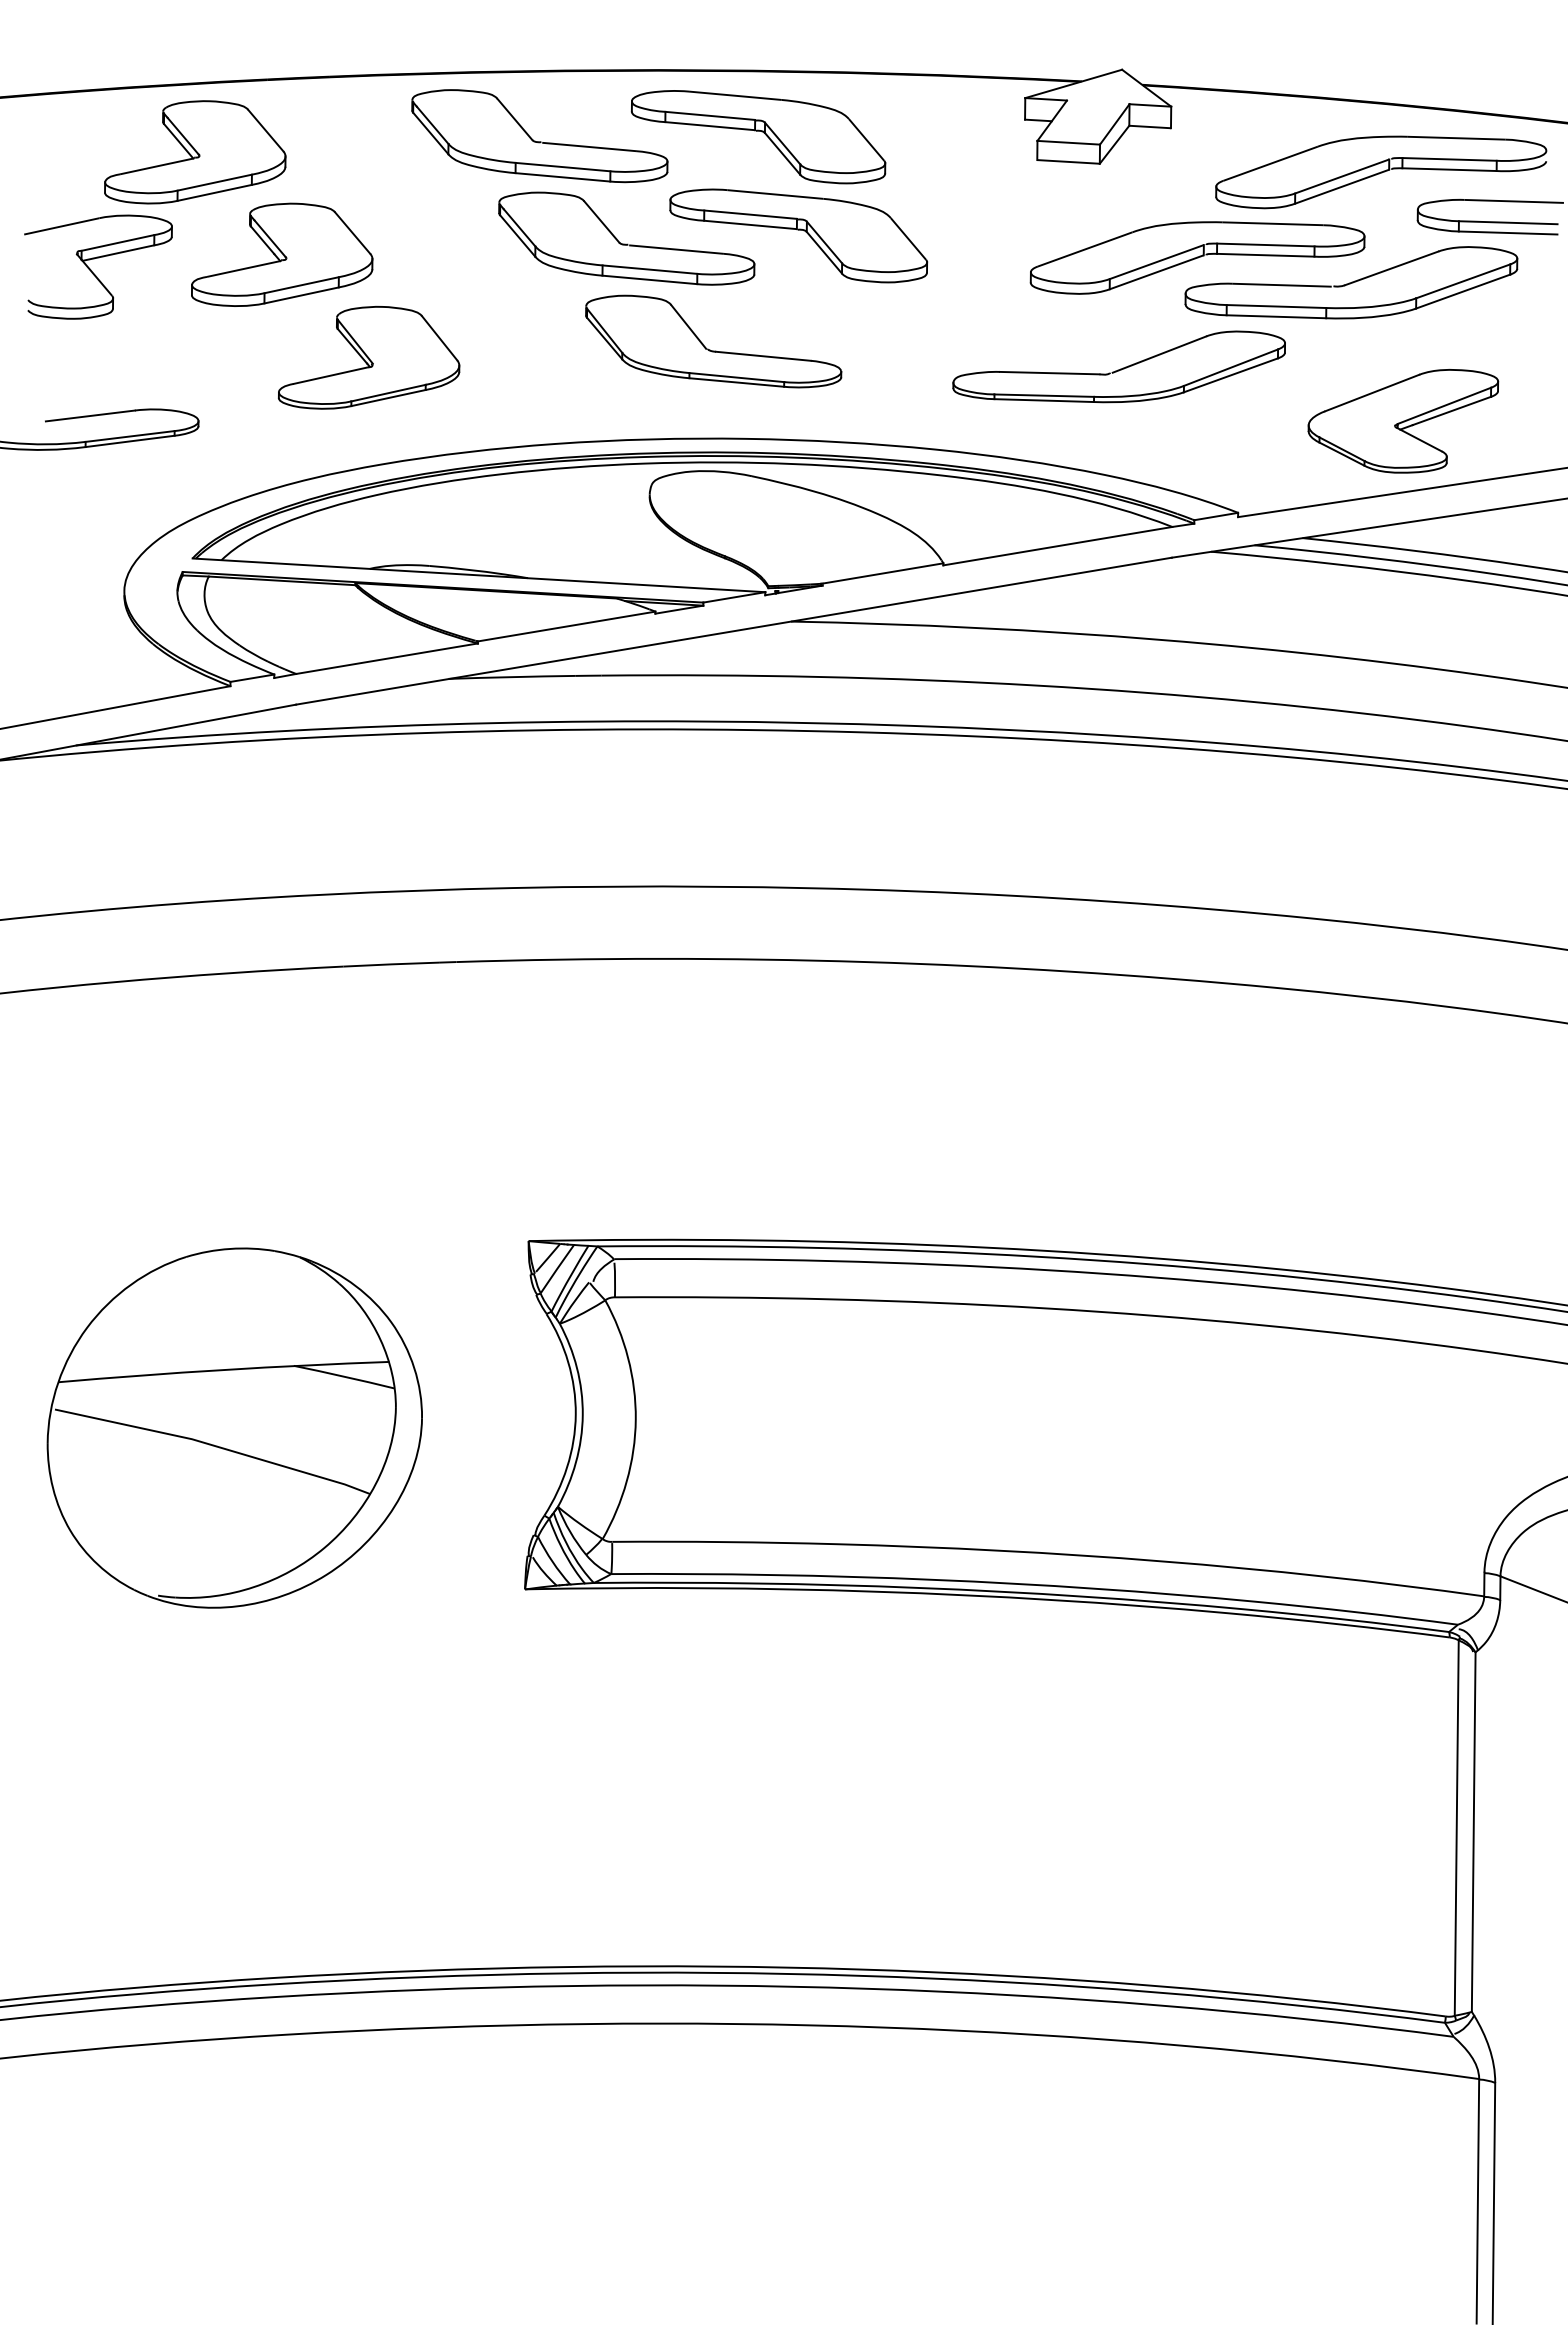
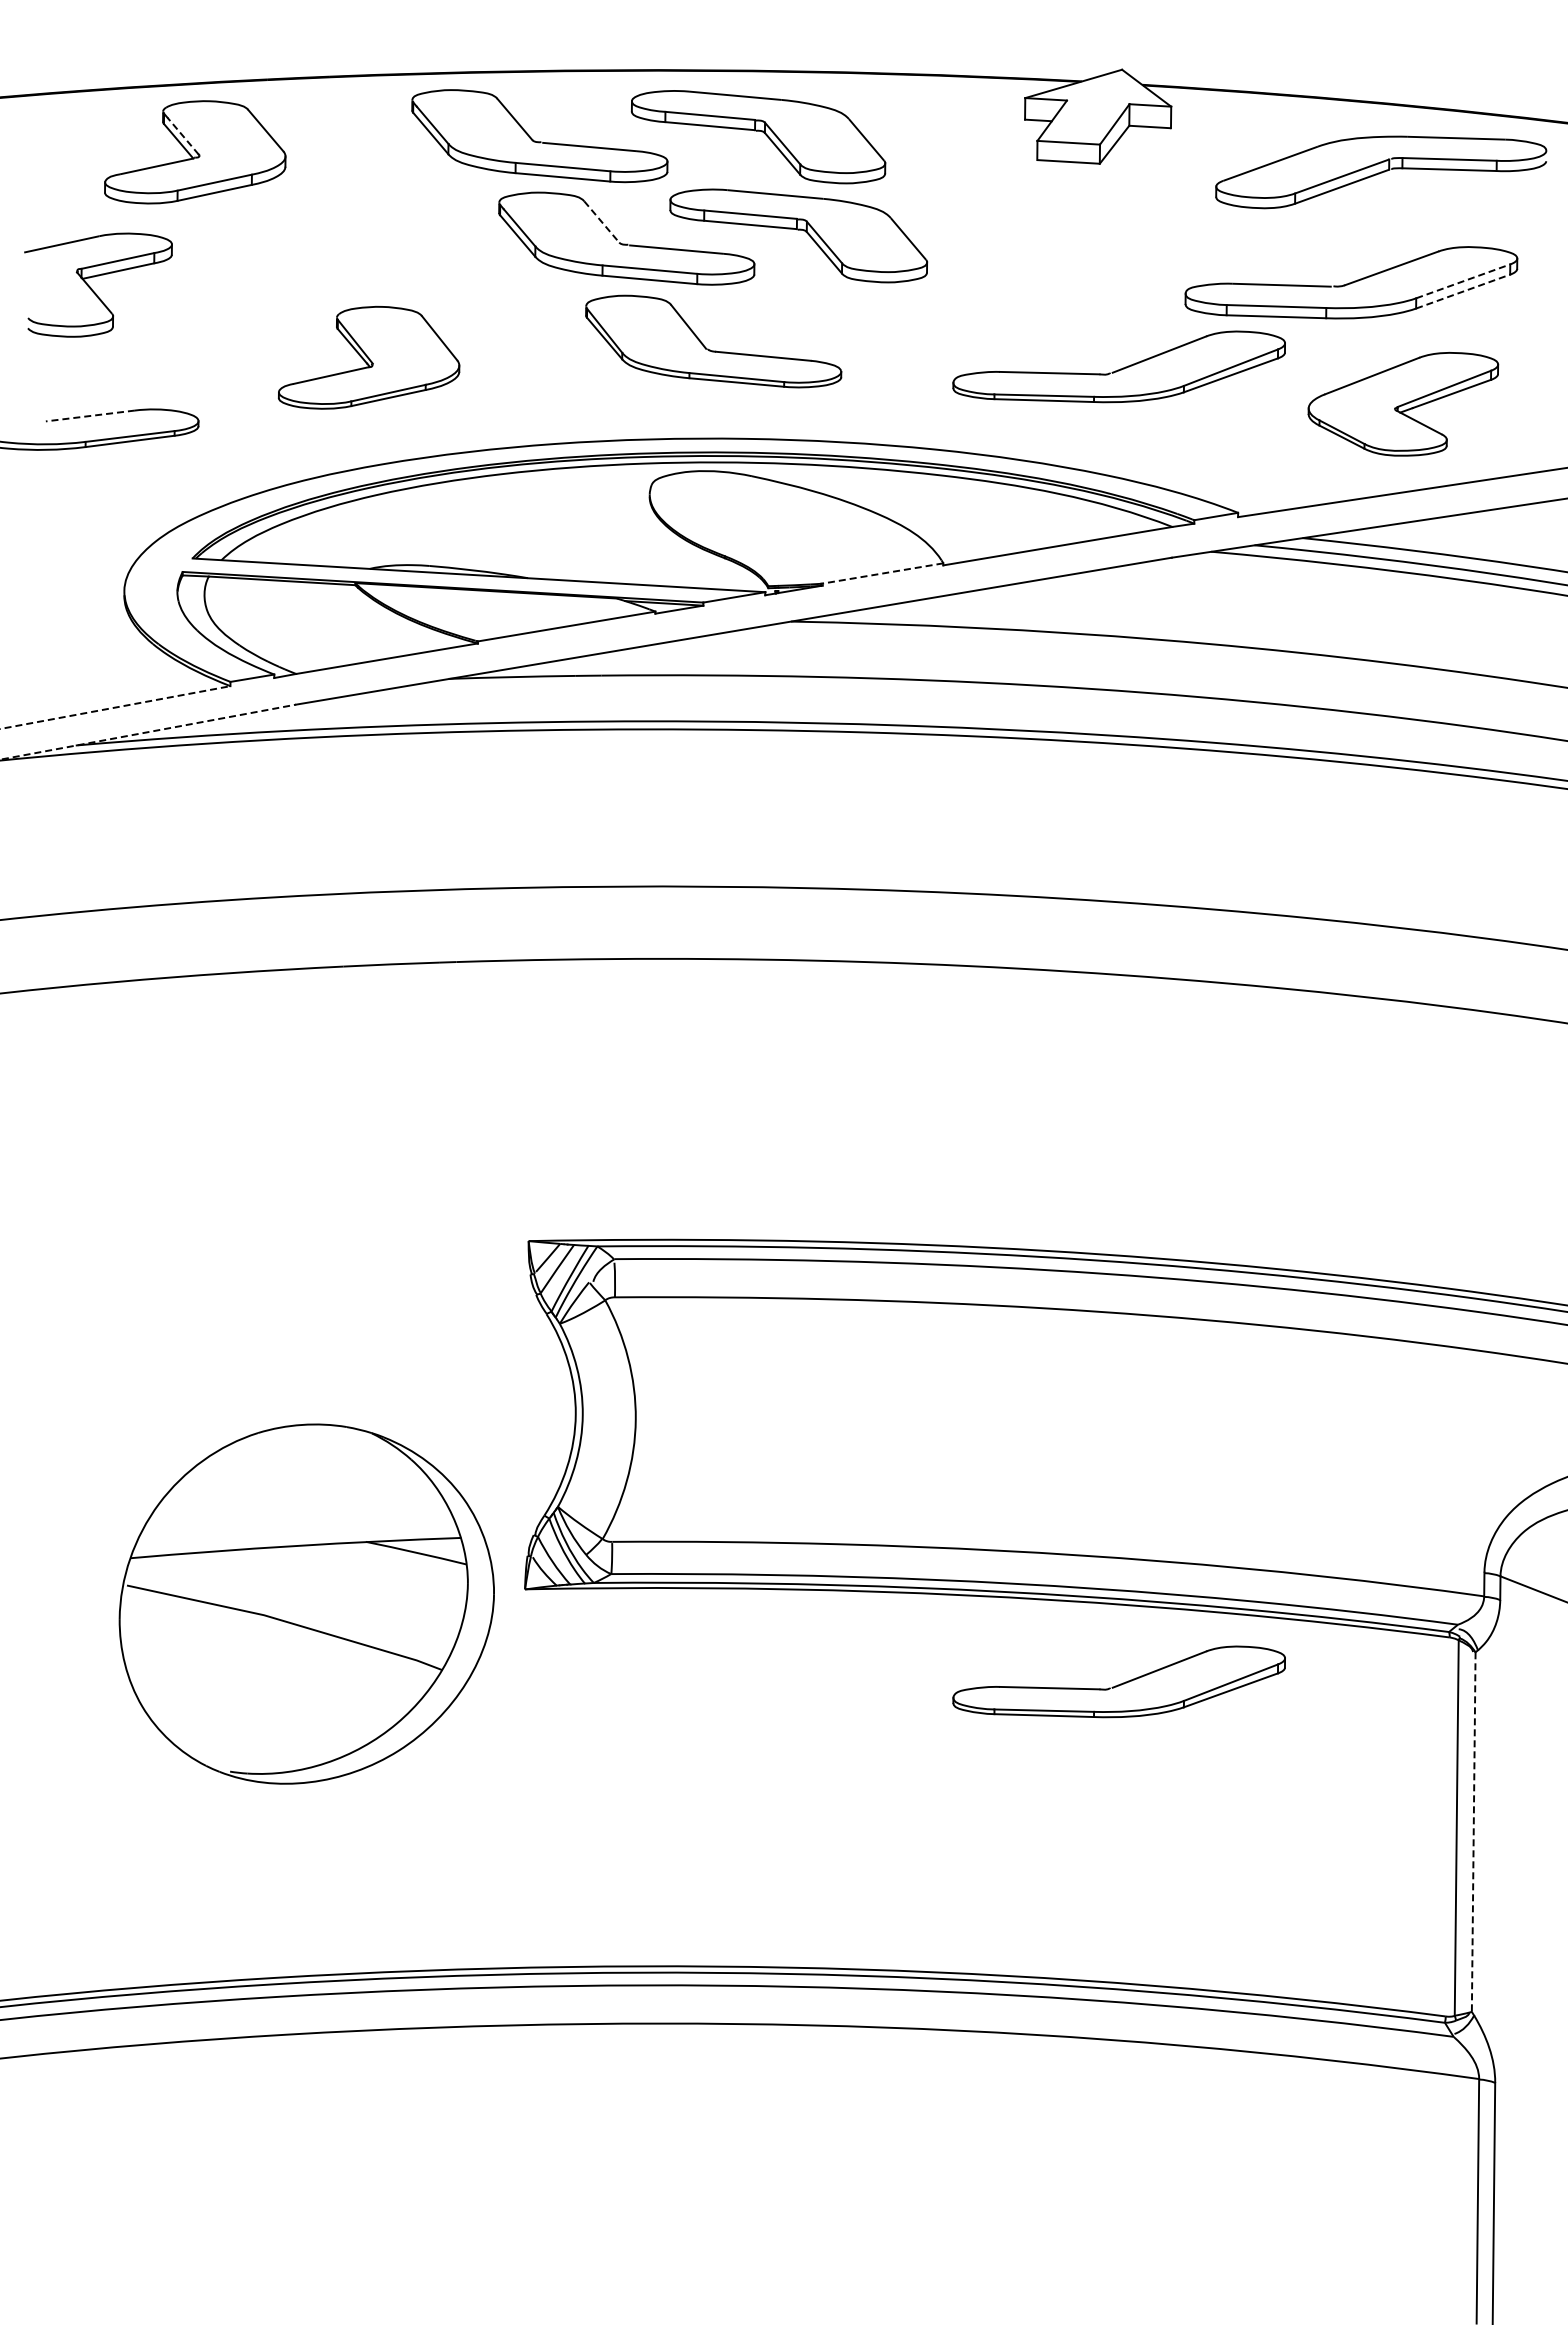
line: solid -> dashed (182, 135)
part: present -> none (1489, 216)
line: solid -> dashed (602, 222)
part: present -> none (282, 254)
part: present -> none (1197, 257)
part position: (91, 269) -> (91, 287) (91, 287)
line: solid -> dashed (1463, 281)
line: solid -> dashed (1463, 291)
line: solid -> dashed (90, 415)
part position: (1403, 421) -> (1403, 404) (1403, 404)
line: solid -> dashed (882, 573)
line: solid -> dashed (115, 707)
line: solid -> dashed (148, 732)
part position: (234, 1427) -> (306, 1603) (306, 1603)
part: none -> present (1118, 1681)
line: solid -> dashed (1473, 1832)
